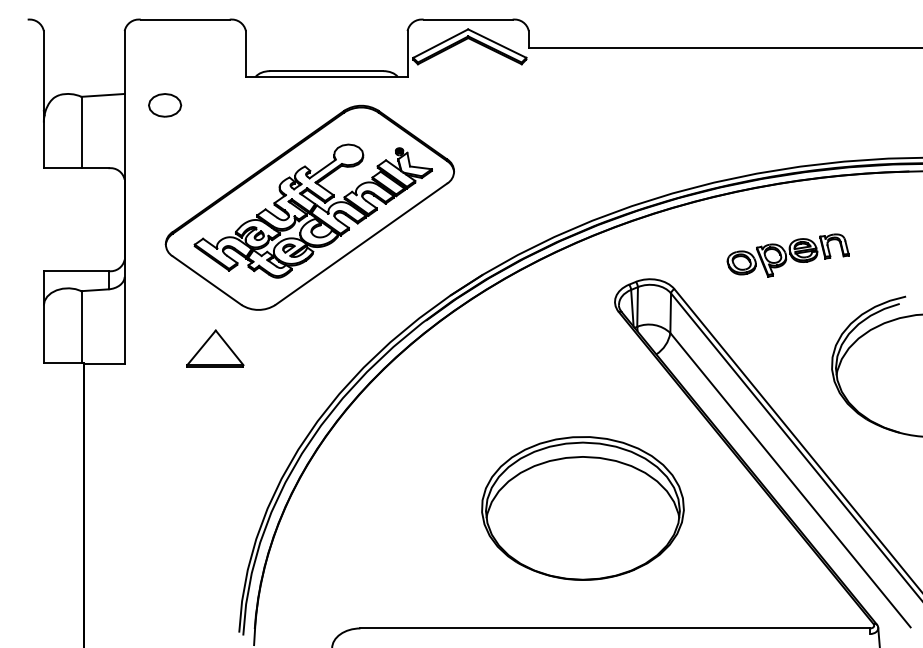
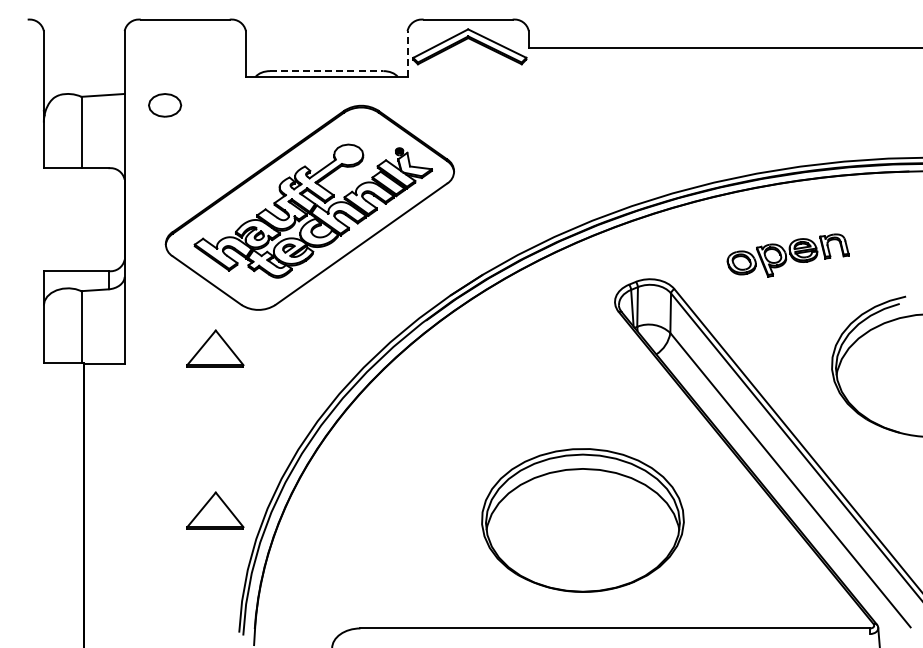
line: solid -> dashed (407, 53)
line: solid -> dashed (326, 71)
part position: (582, 508) -> (582, 520) (582, 520)
part: none -> present (215, 510)
